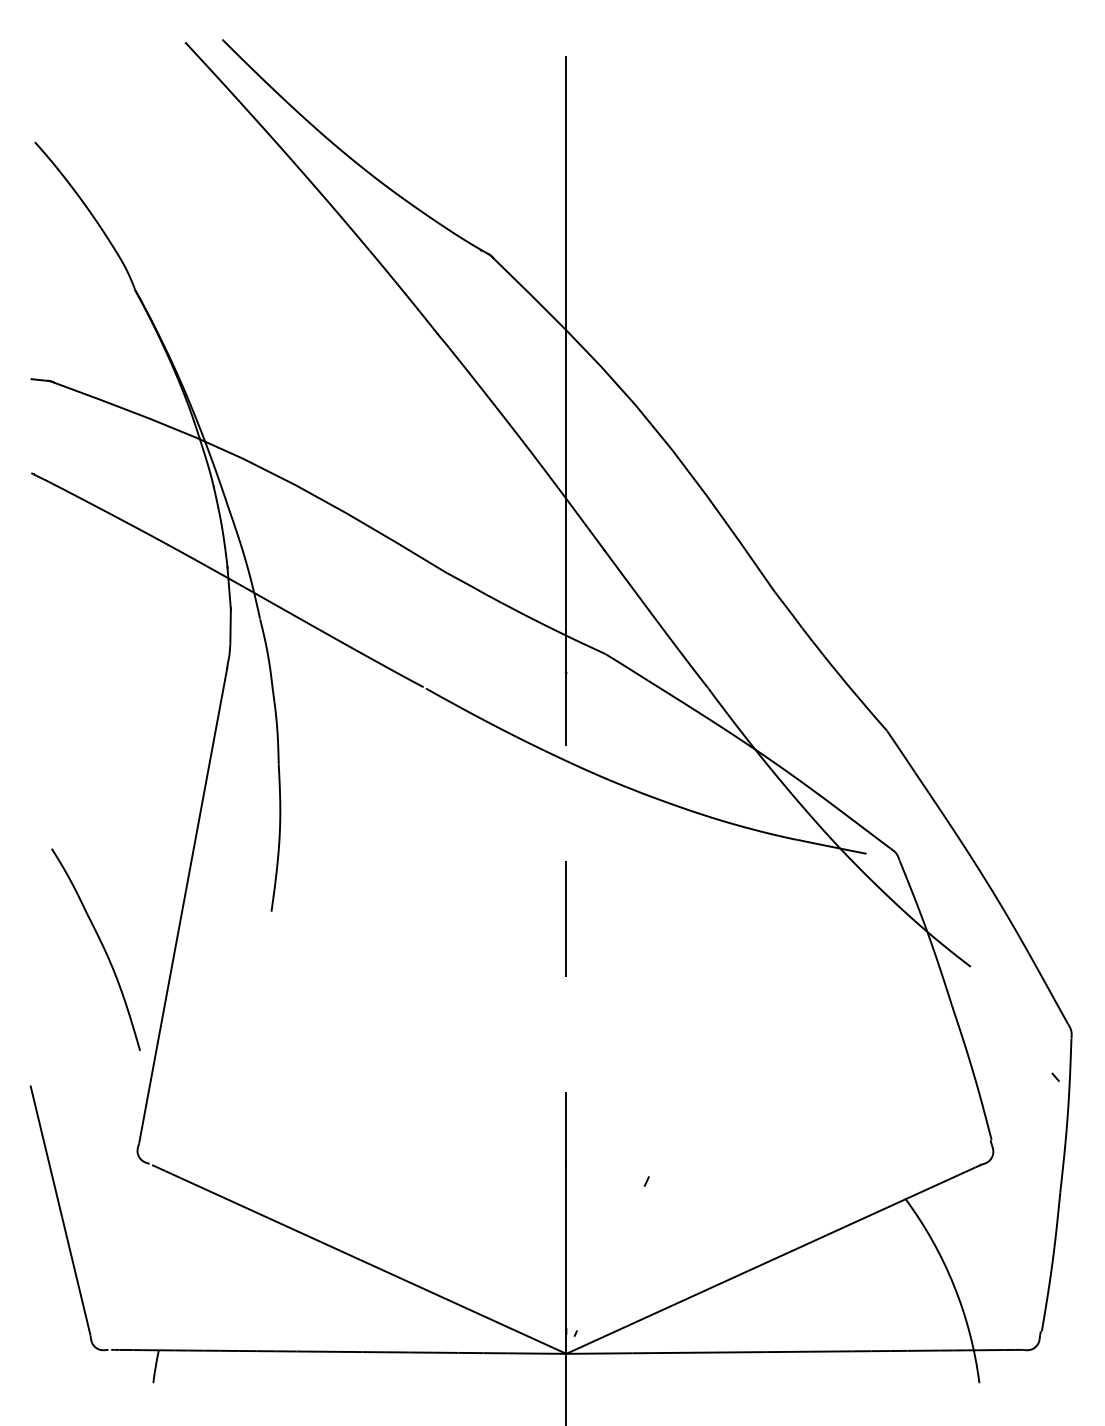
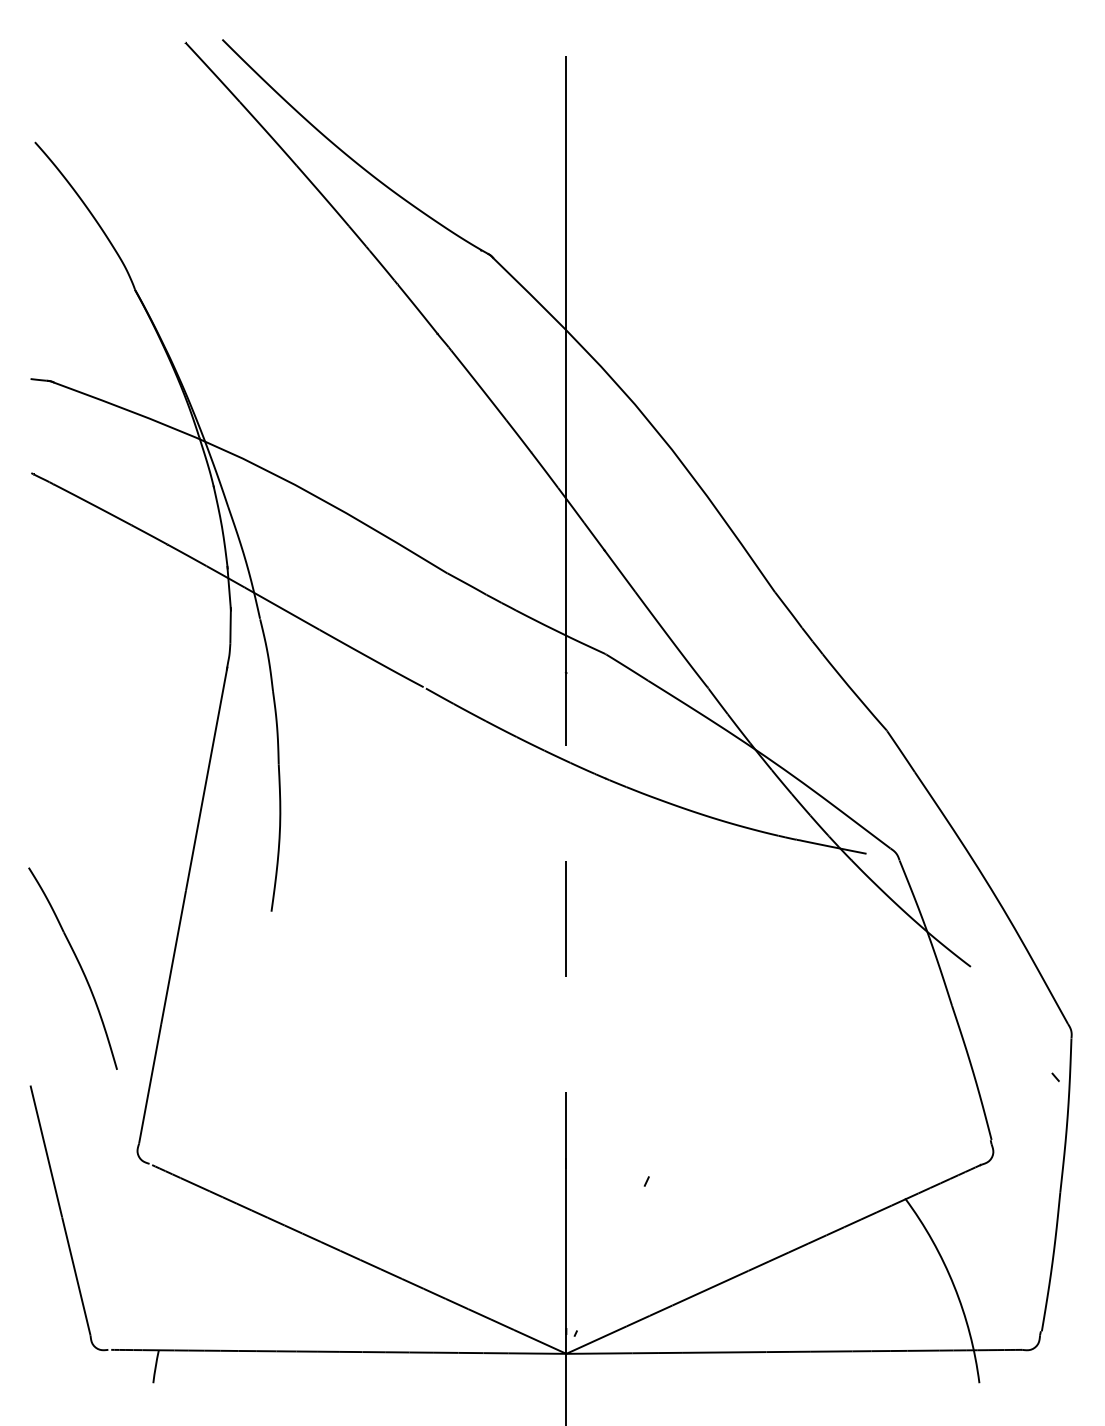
part position: (101, 945) -> (78, 964) (78, 964)
